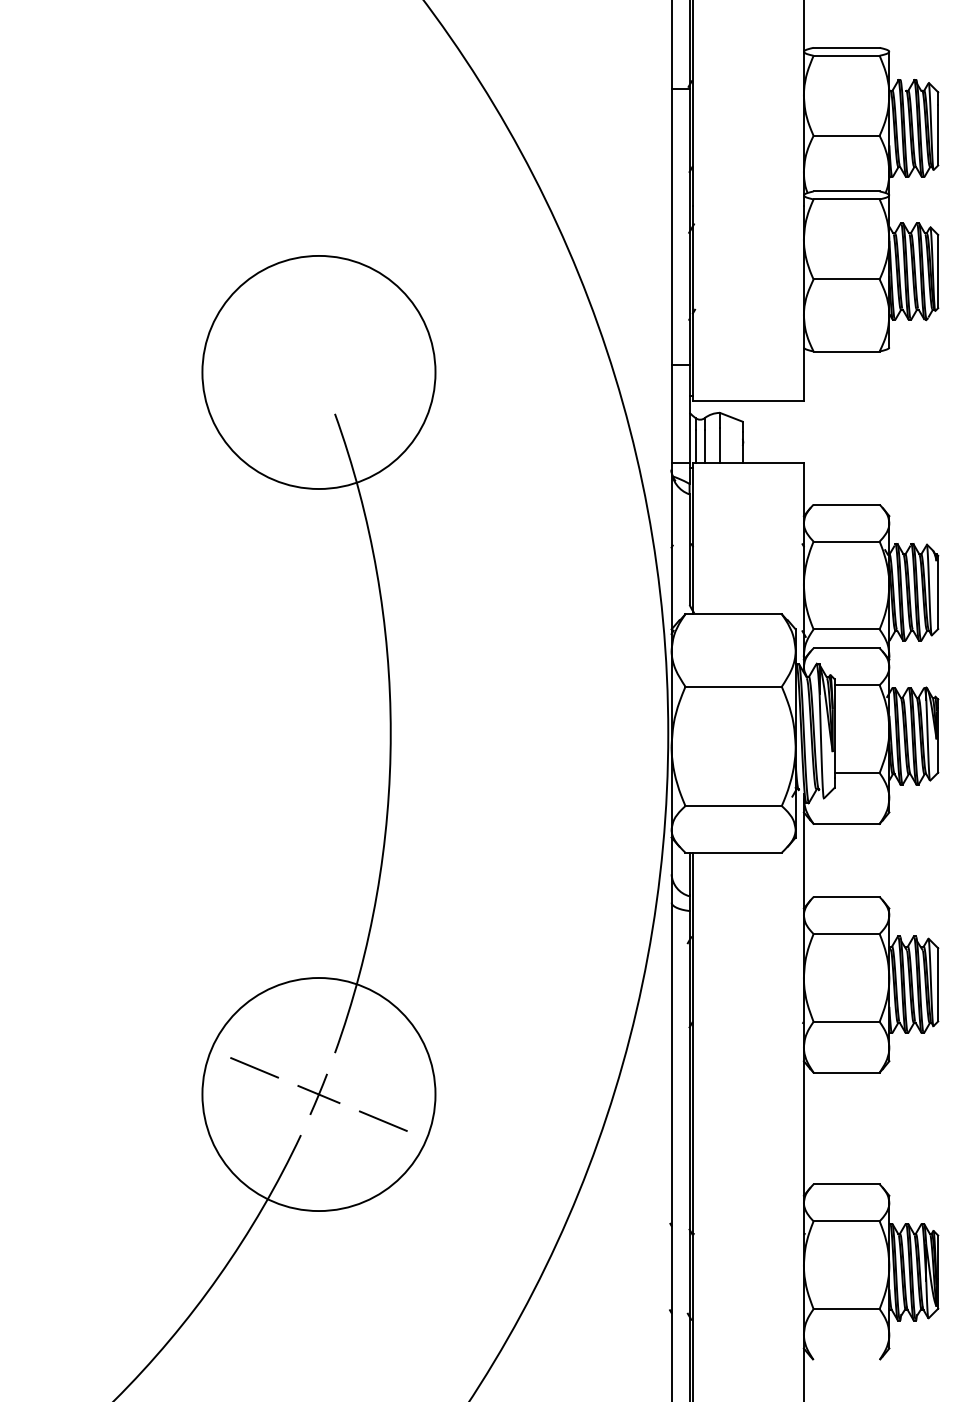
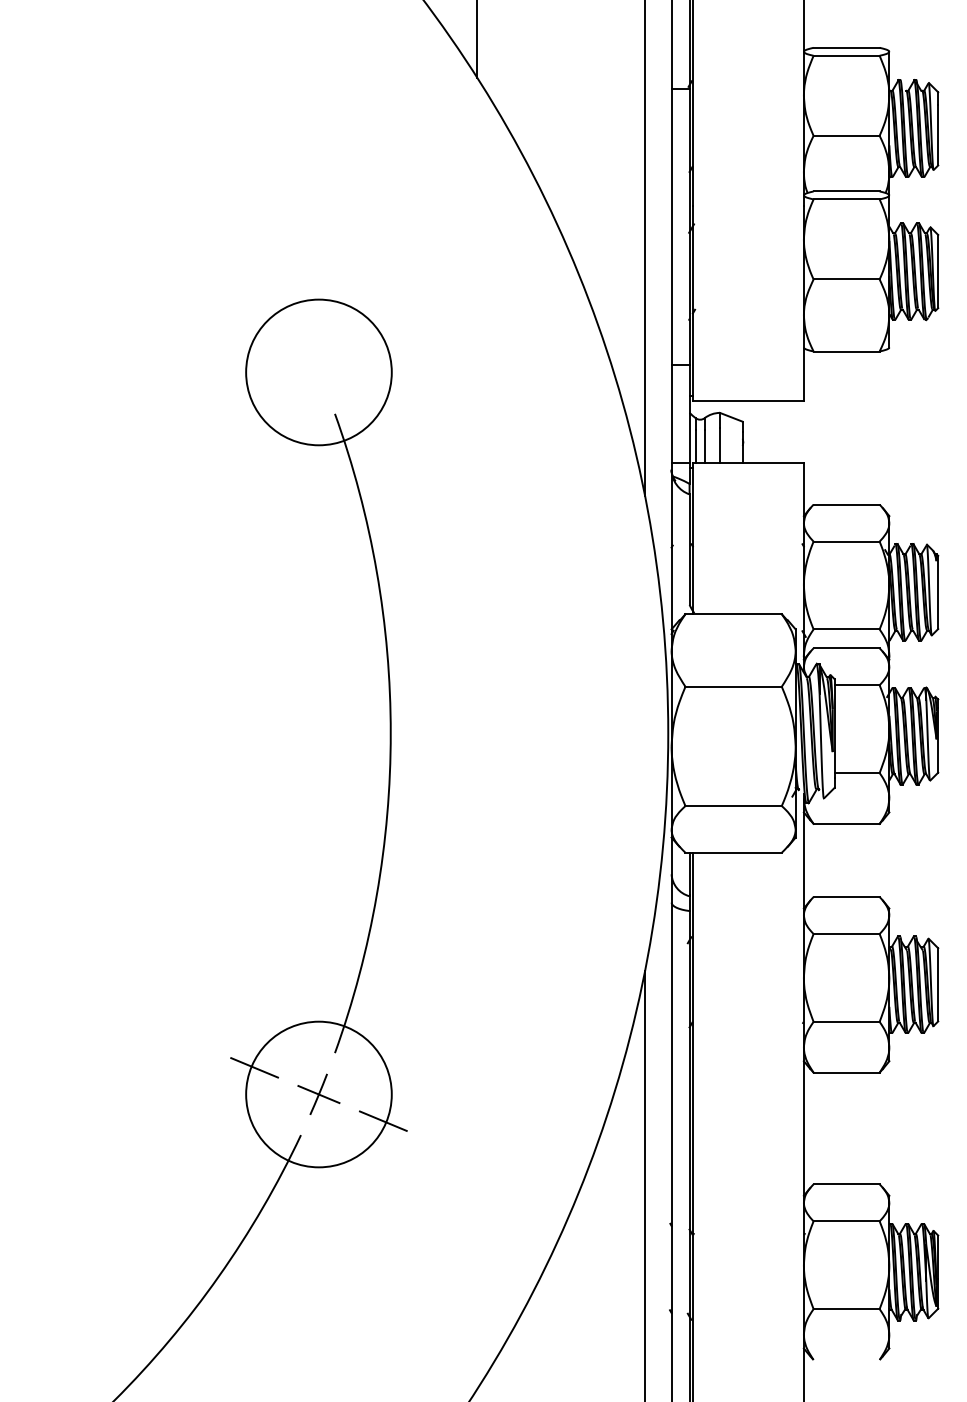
line: none -> present (477, 39)
line: none -> present (644, 249)
circle diameter: 233 px -> 146 px (318, 372)
circle diameter: 233 px -> 146 px (318, 1094)
line: none -> present (644, 1184)
